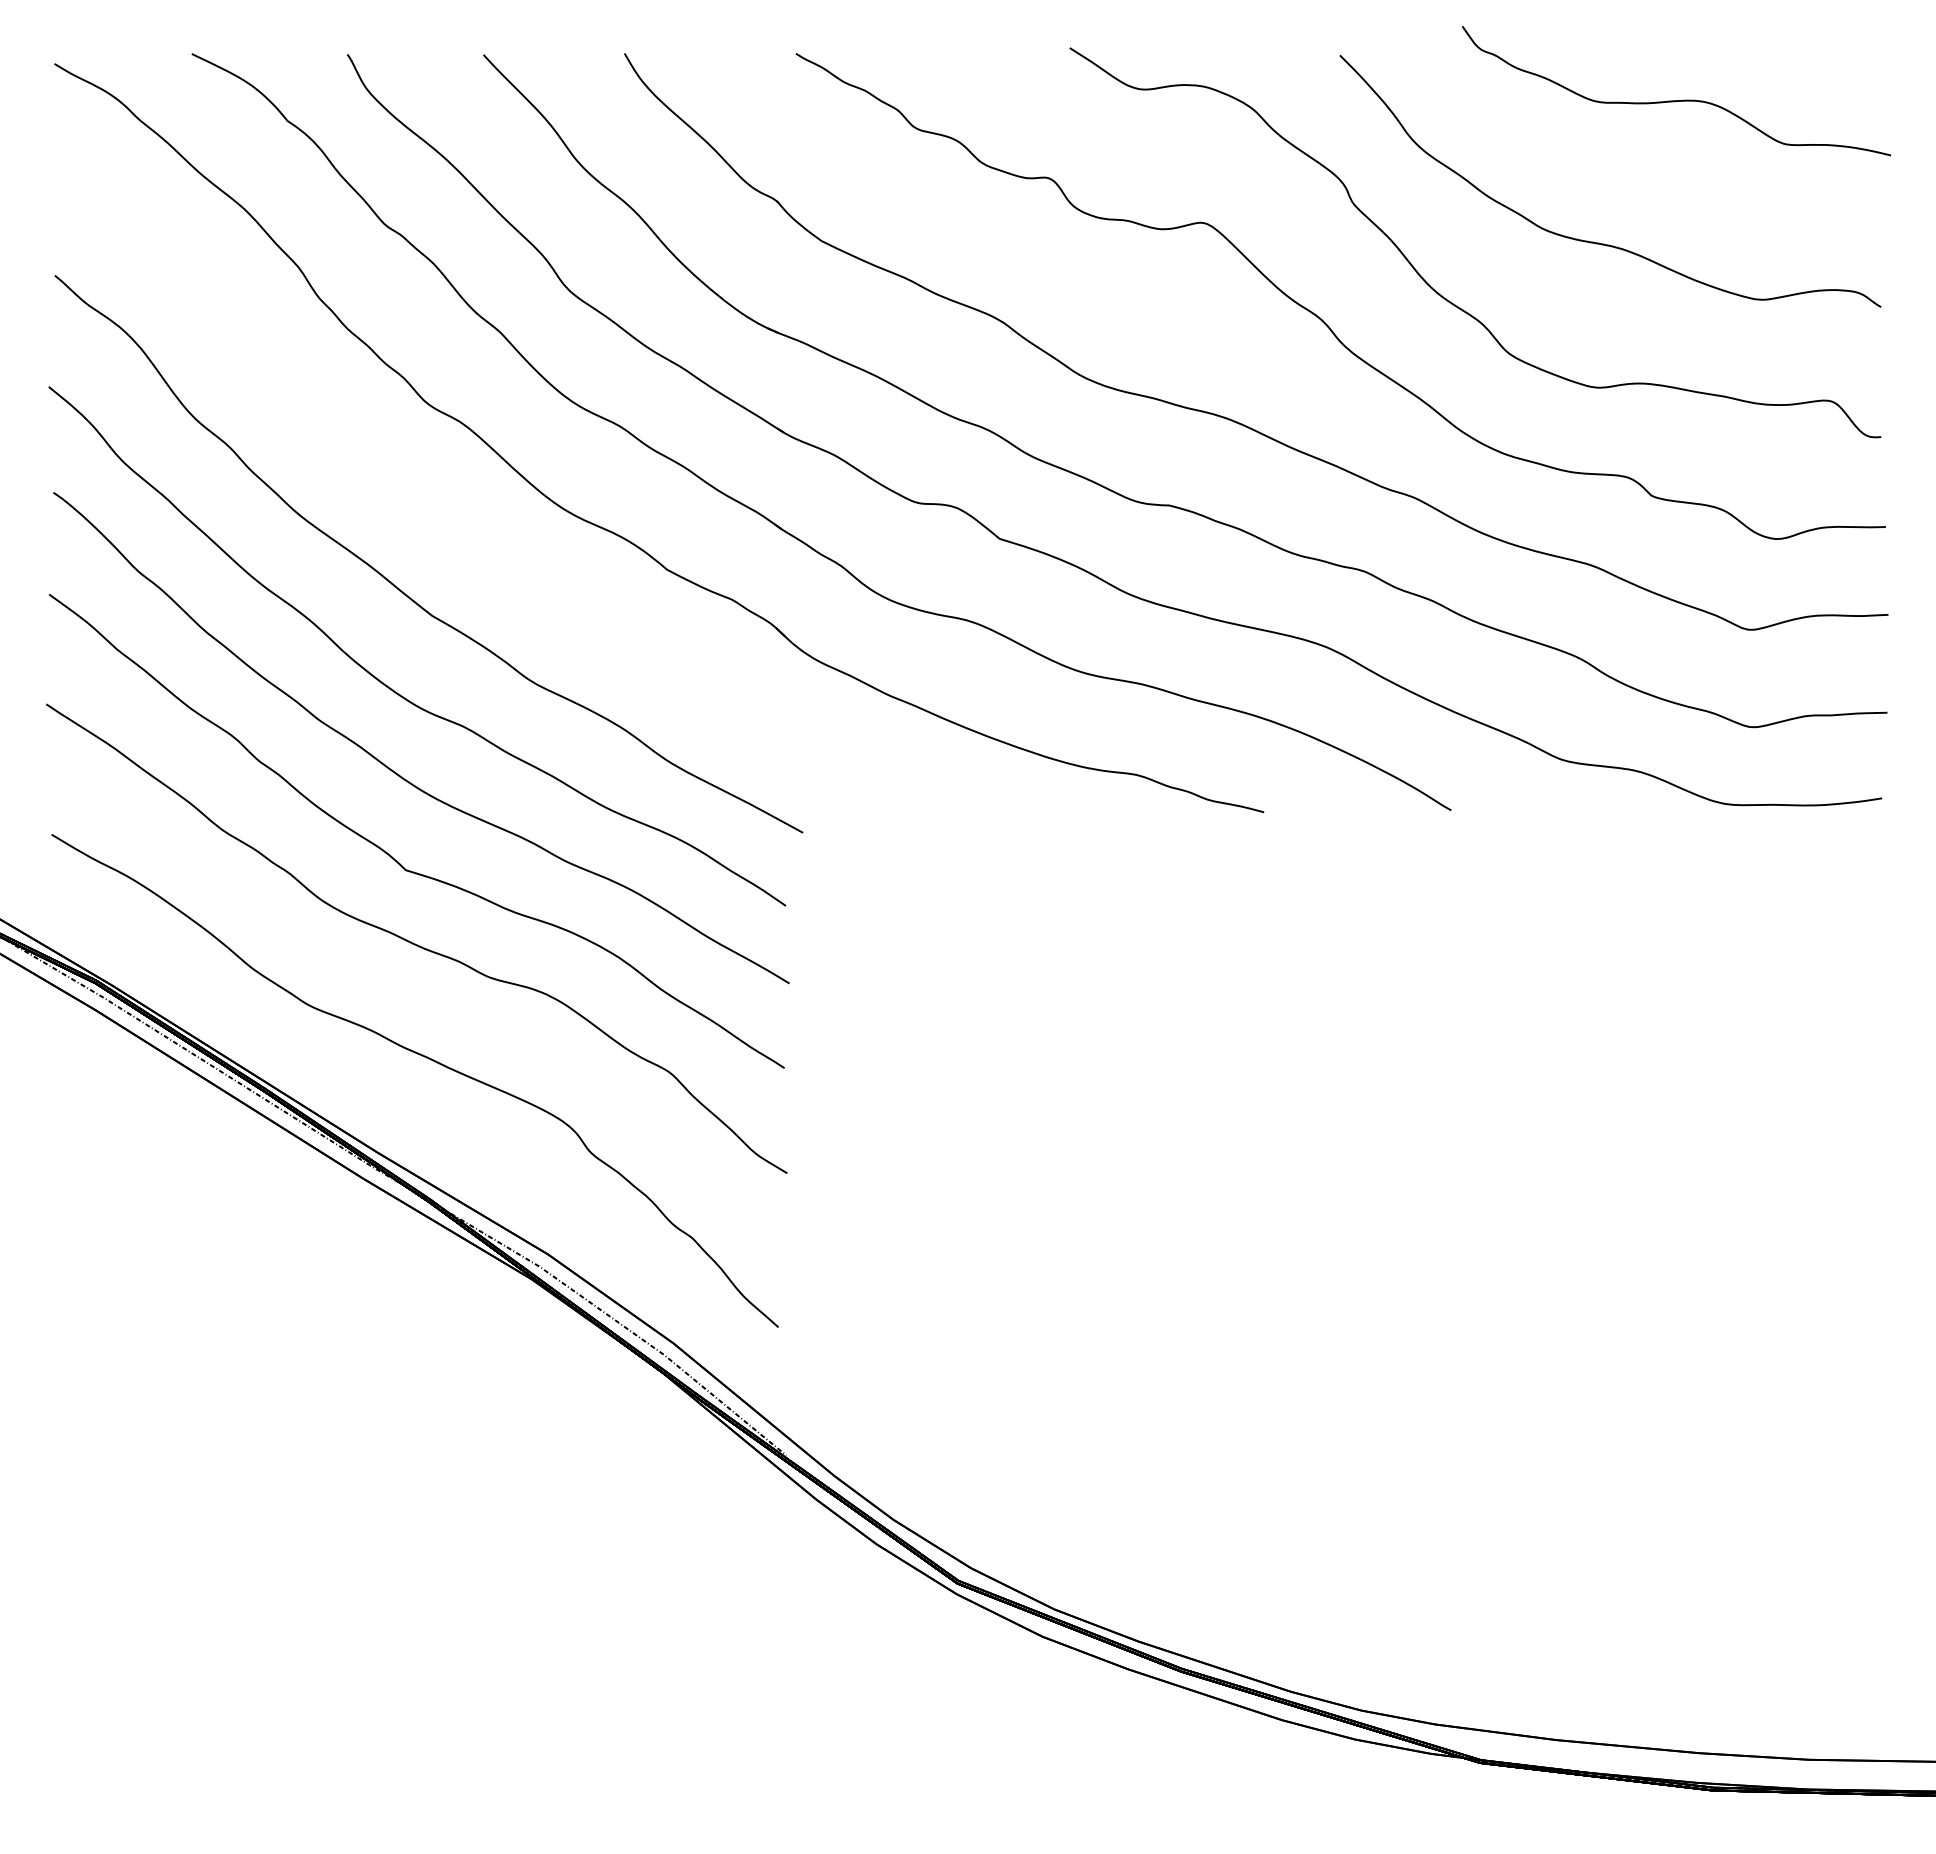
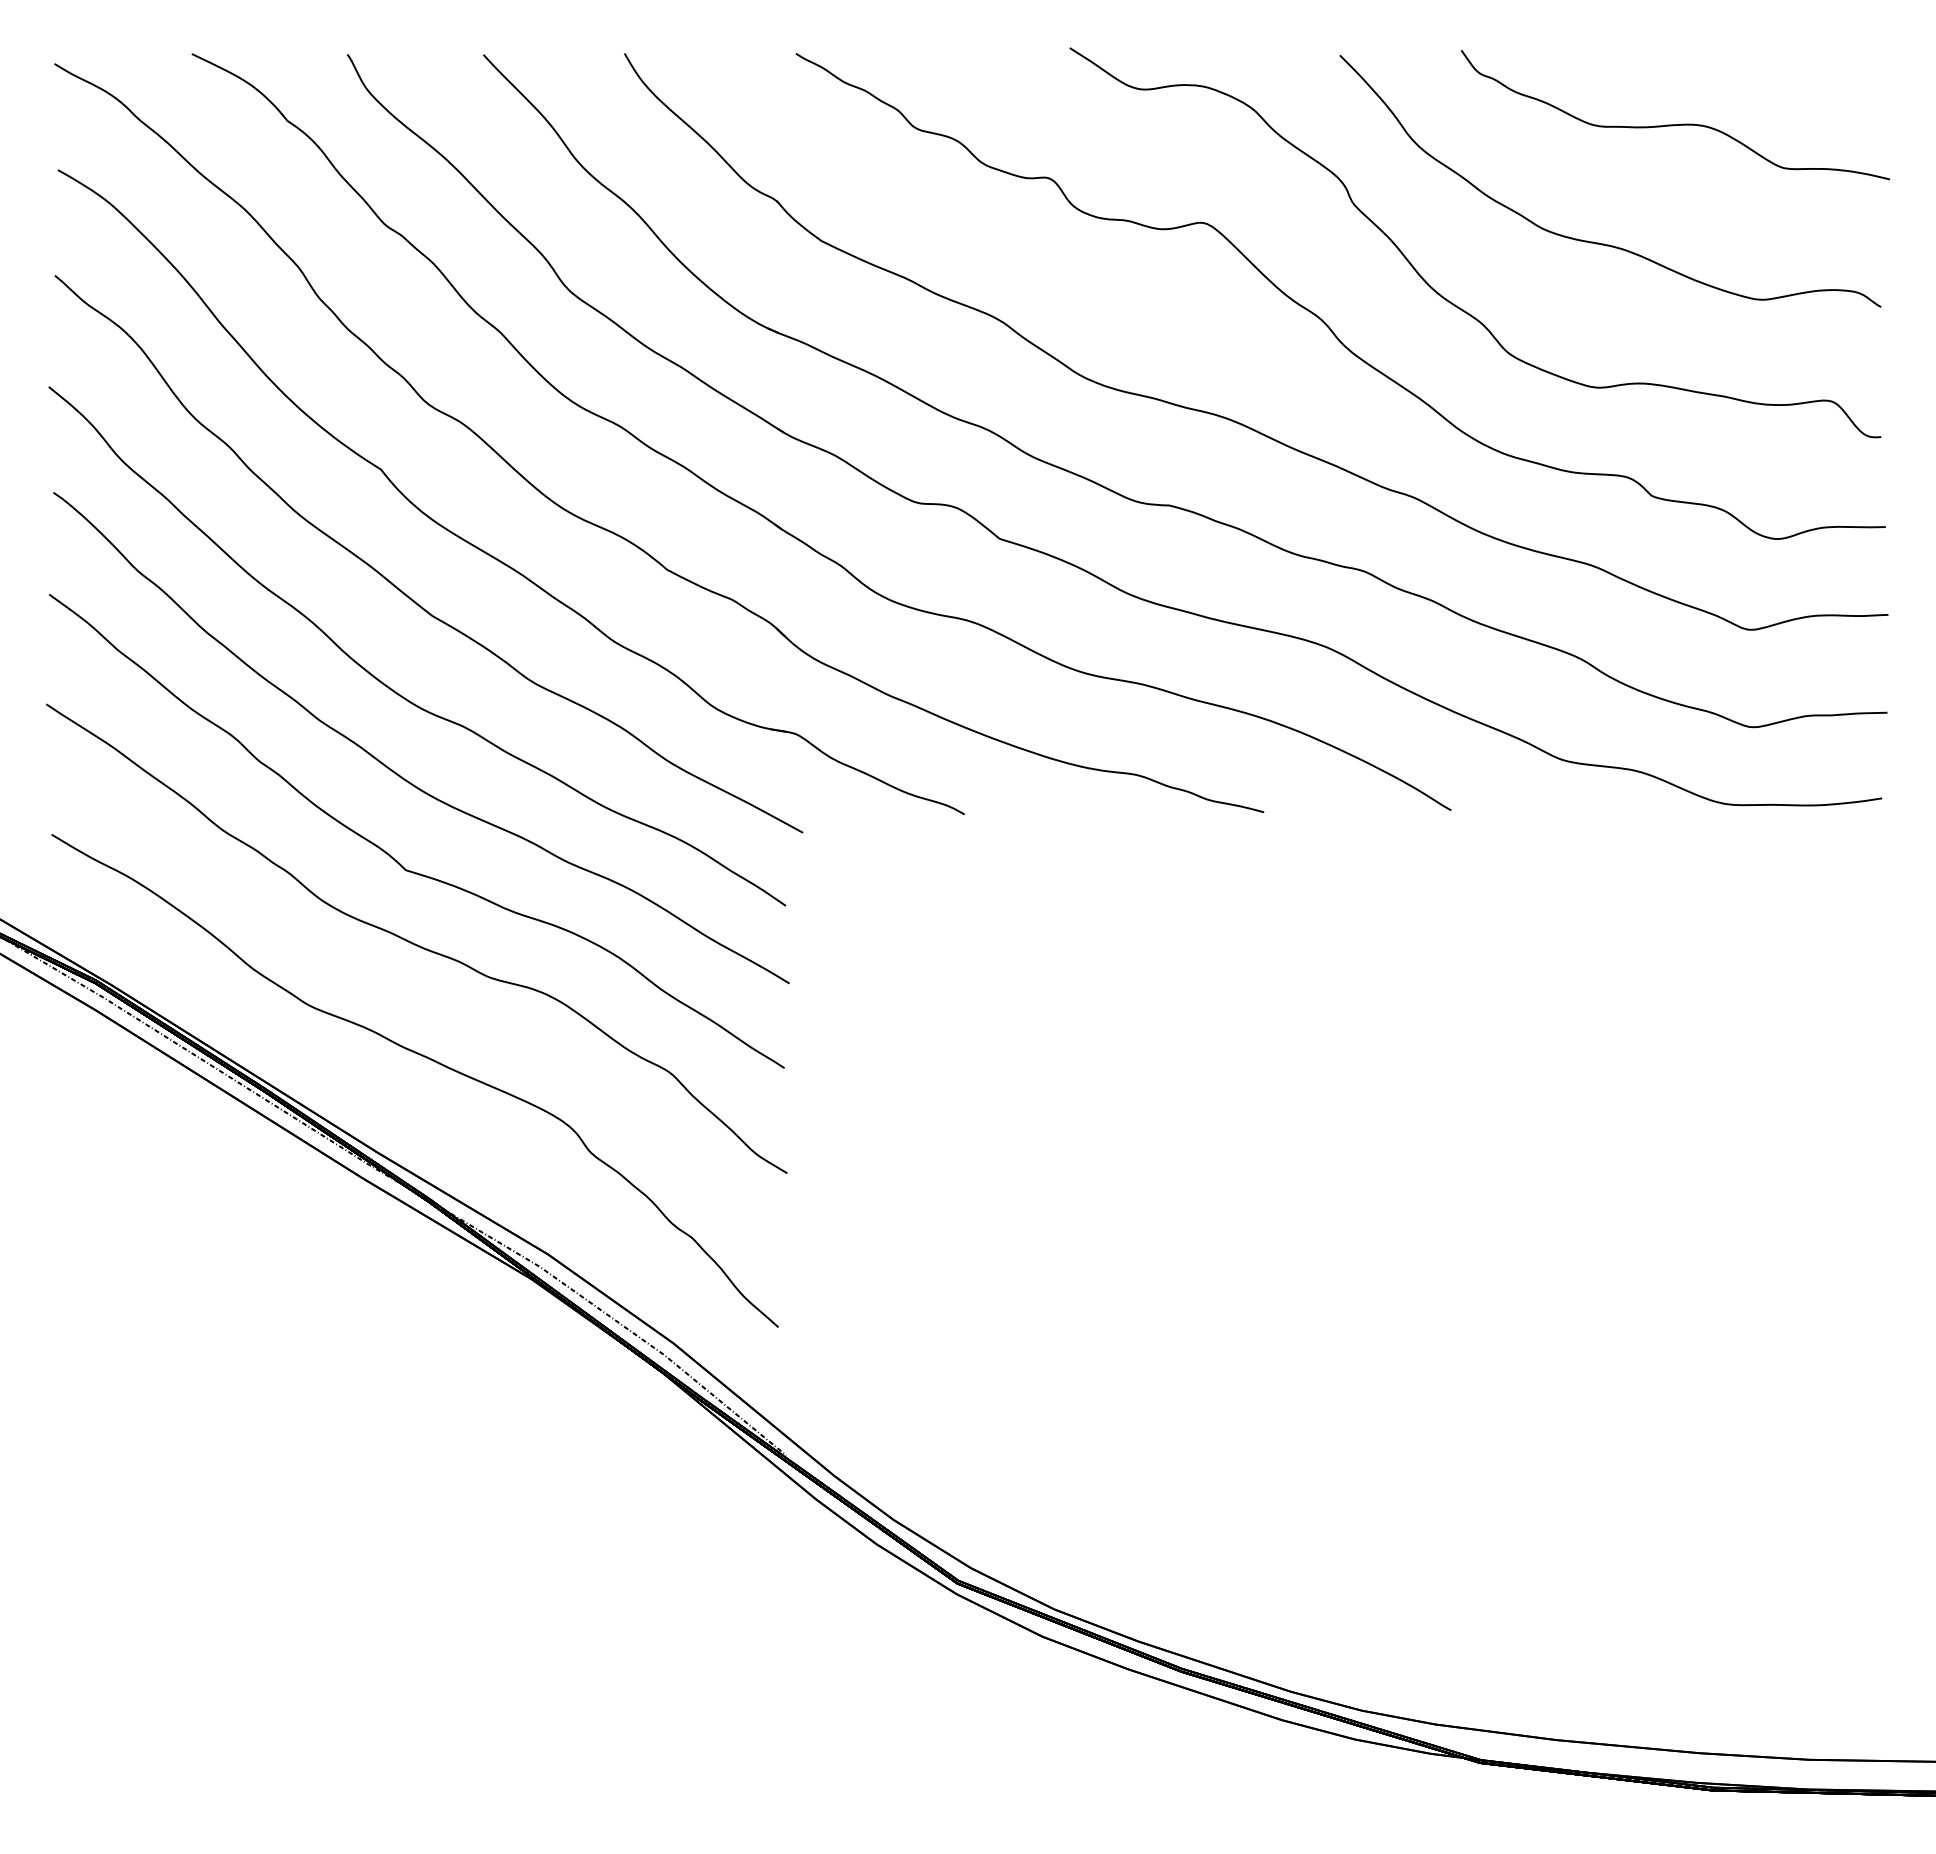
curve position: (1676, 100) -> (1675, 124) (1675, 124)
part: none -> present (477, 546)
